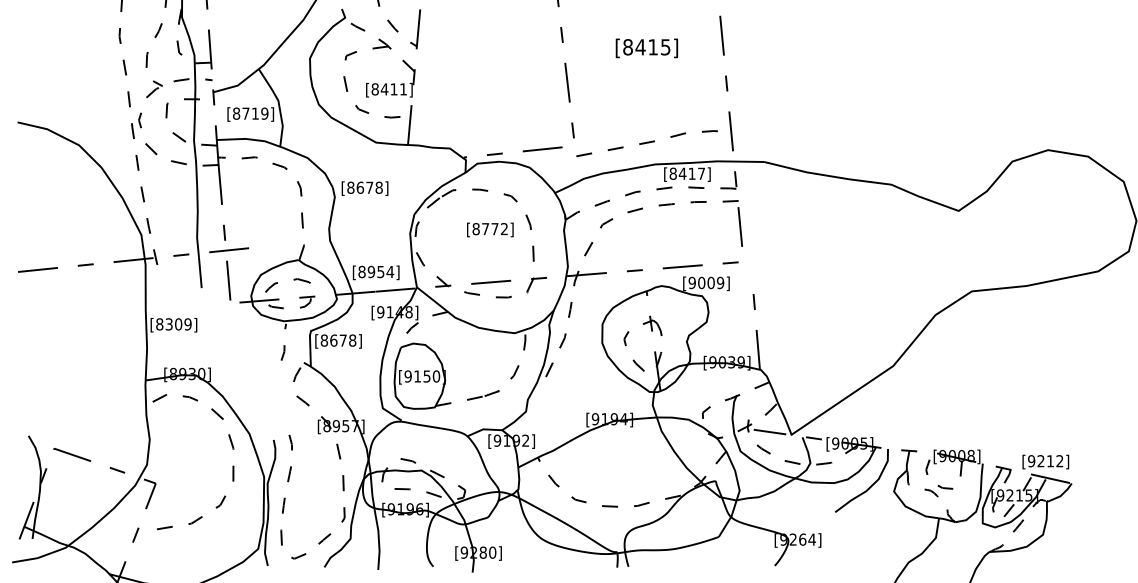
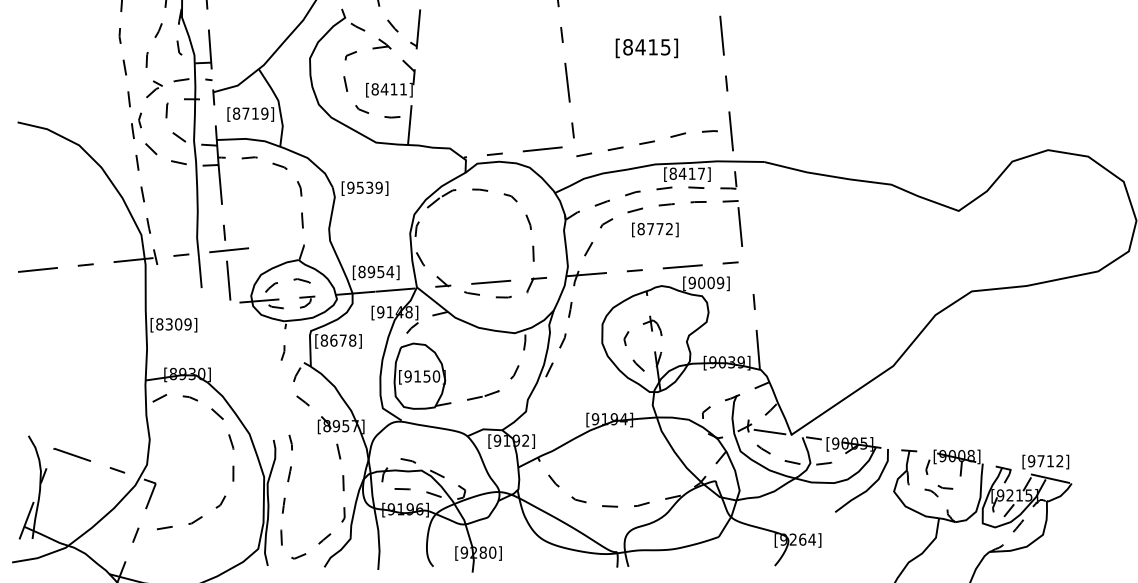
text: [8678] -> [9539] (364, 187)
text position: (490, 229) -> (655, 229) (655, 229)
text: [9212] -> [9712] (1040, 461)
